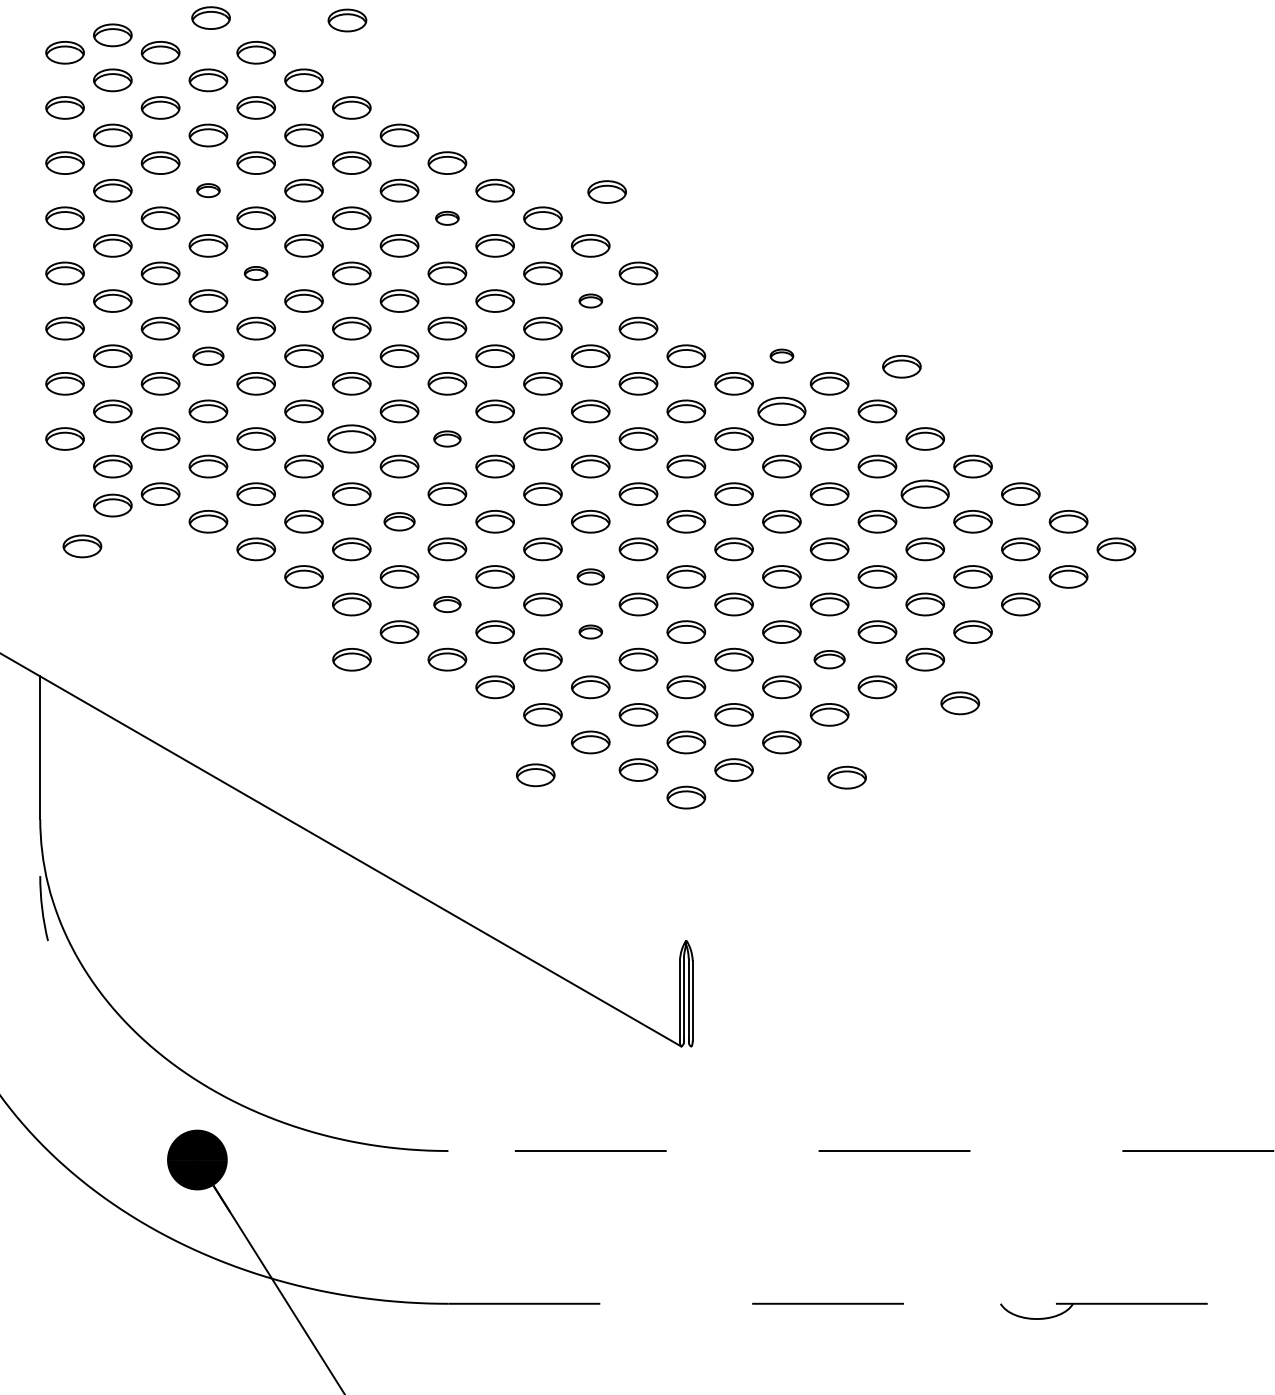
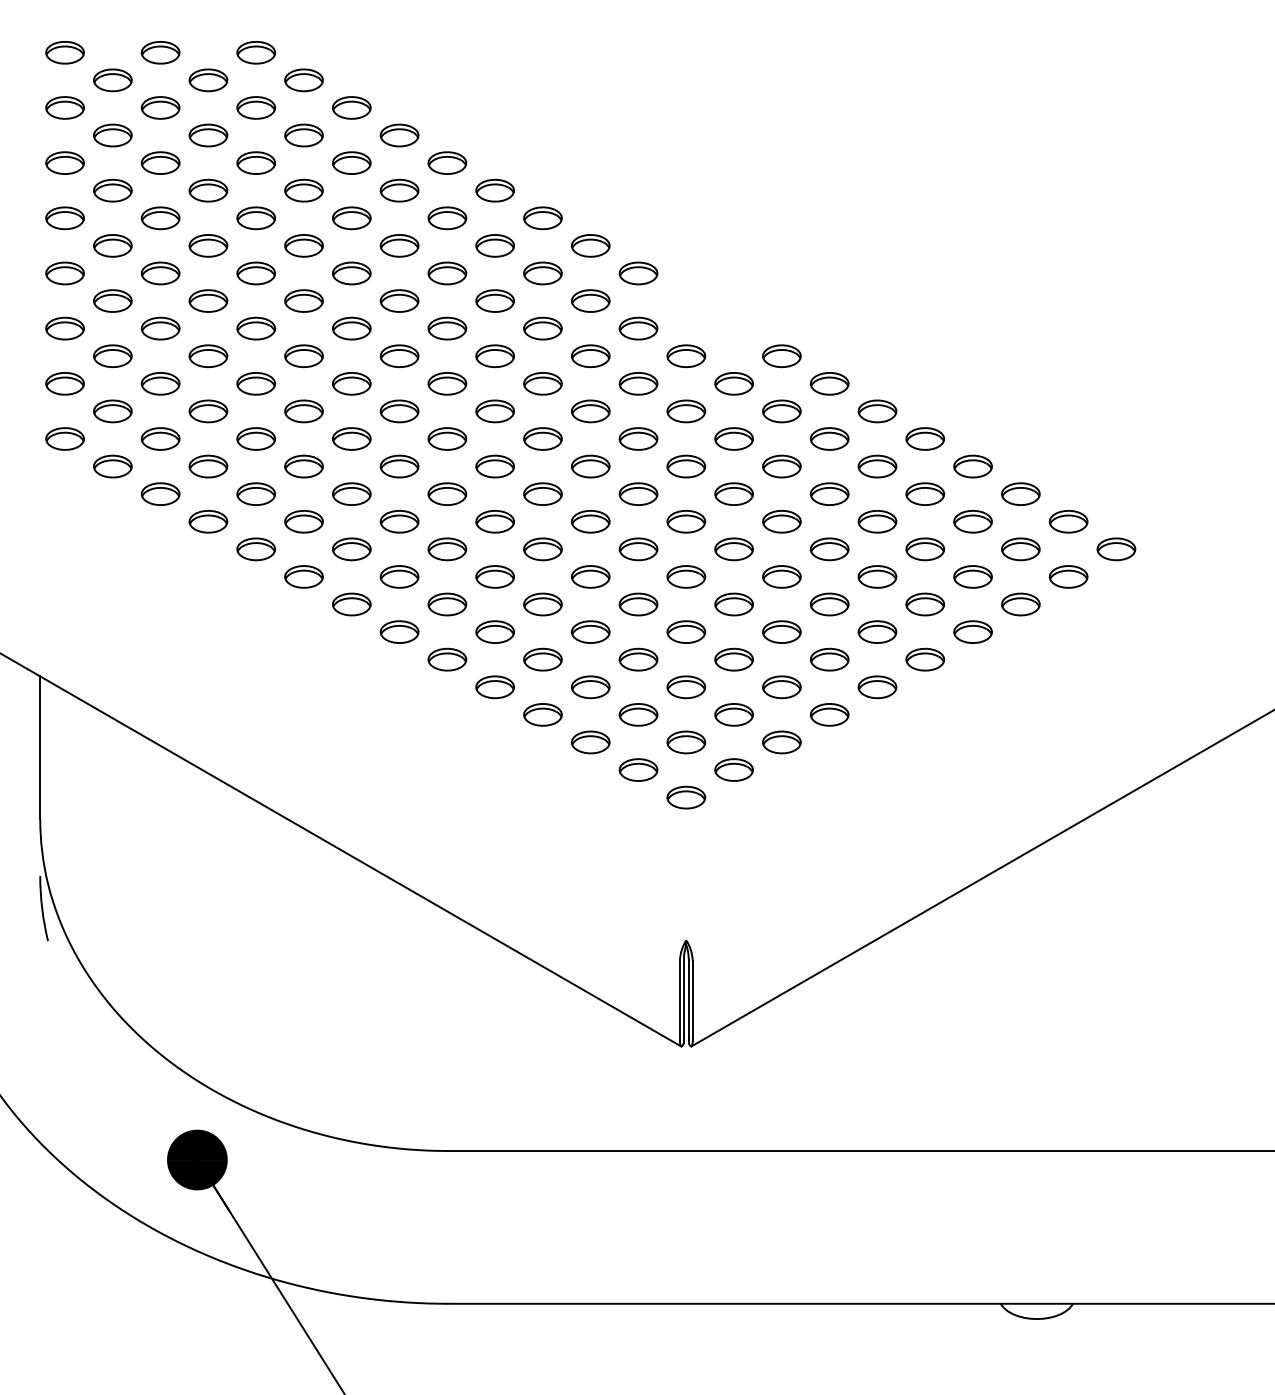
part: present -> none (210, 17)
part: present -> none (347, 20)
part: present -> none (112, 35)
part size: 25x16 px -> 41x25 px (208, 190)
part: present -> none (606, 191)
part size: 25x16 px -> 41x25 px (447, 218)
part size: 26x15 px -> 40x25 px (255, 273)
part size: 26x16 px -> 40x24 px (590, 300)
part size: 33x20 px -> 41x25 px (208, 356)
part size: 26x16 px -> 40x24 px (781, 355)
part: present -> none (901, 366)
part size: 50x30 px -> 40x25 px (781, 411)
part size: 50x30 px -> 40x24 px (351, 438)
part size: 29x18 px -> 41x24 px (447, 438)
part size: 50x30 px -> 41x24 px (925, 493)
part: present -> none (112, 505)
part size: 33x20 px -> 41x24 px (399, 521)
part: present -> none (82, 546)
part size: 29x18 px -> 40x24 px (590, 576)
part size: 29x18 px -> 41x25 px (447, 604)
part size: 26x16 px -> 40x24 px (590, 631)
part: present -> none (351, 659)
part size: 33x20 px -> 41x25 px (829, 659)
part: present -> none (960, 703)
part: present -> none (535, 775)
part: present -> none (846, 777)
line: none -> present (981, 878)
line: dashed -> solid (861, 1151)
line: dashed -> solid (862, 1303)
